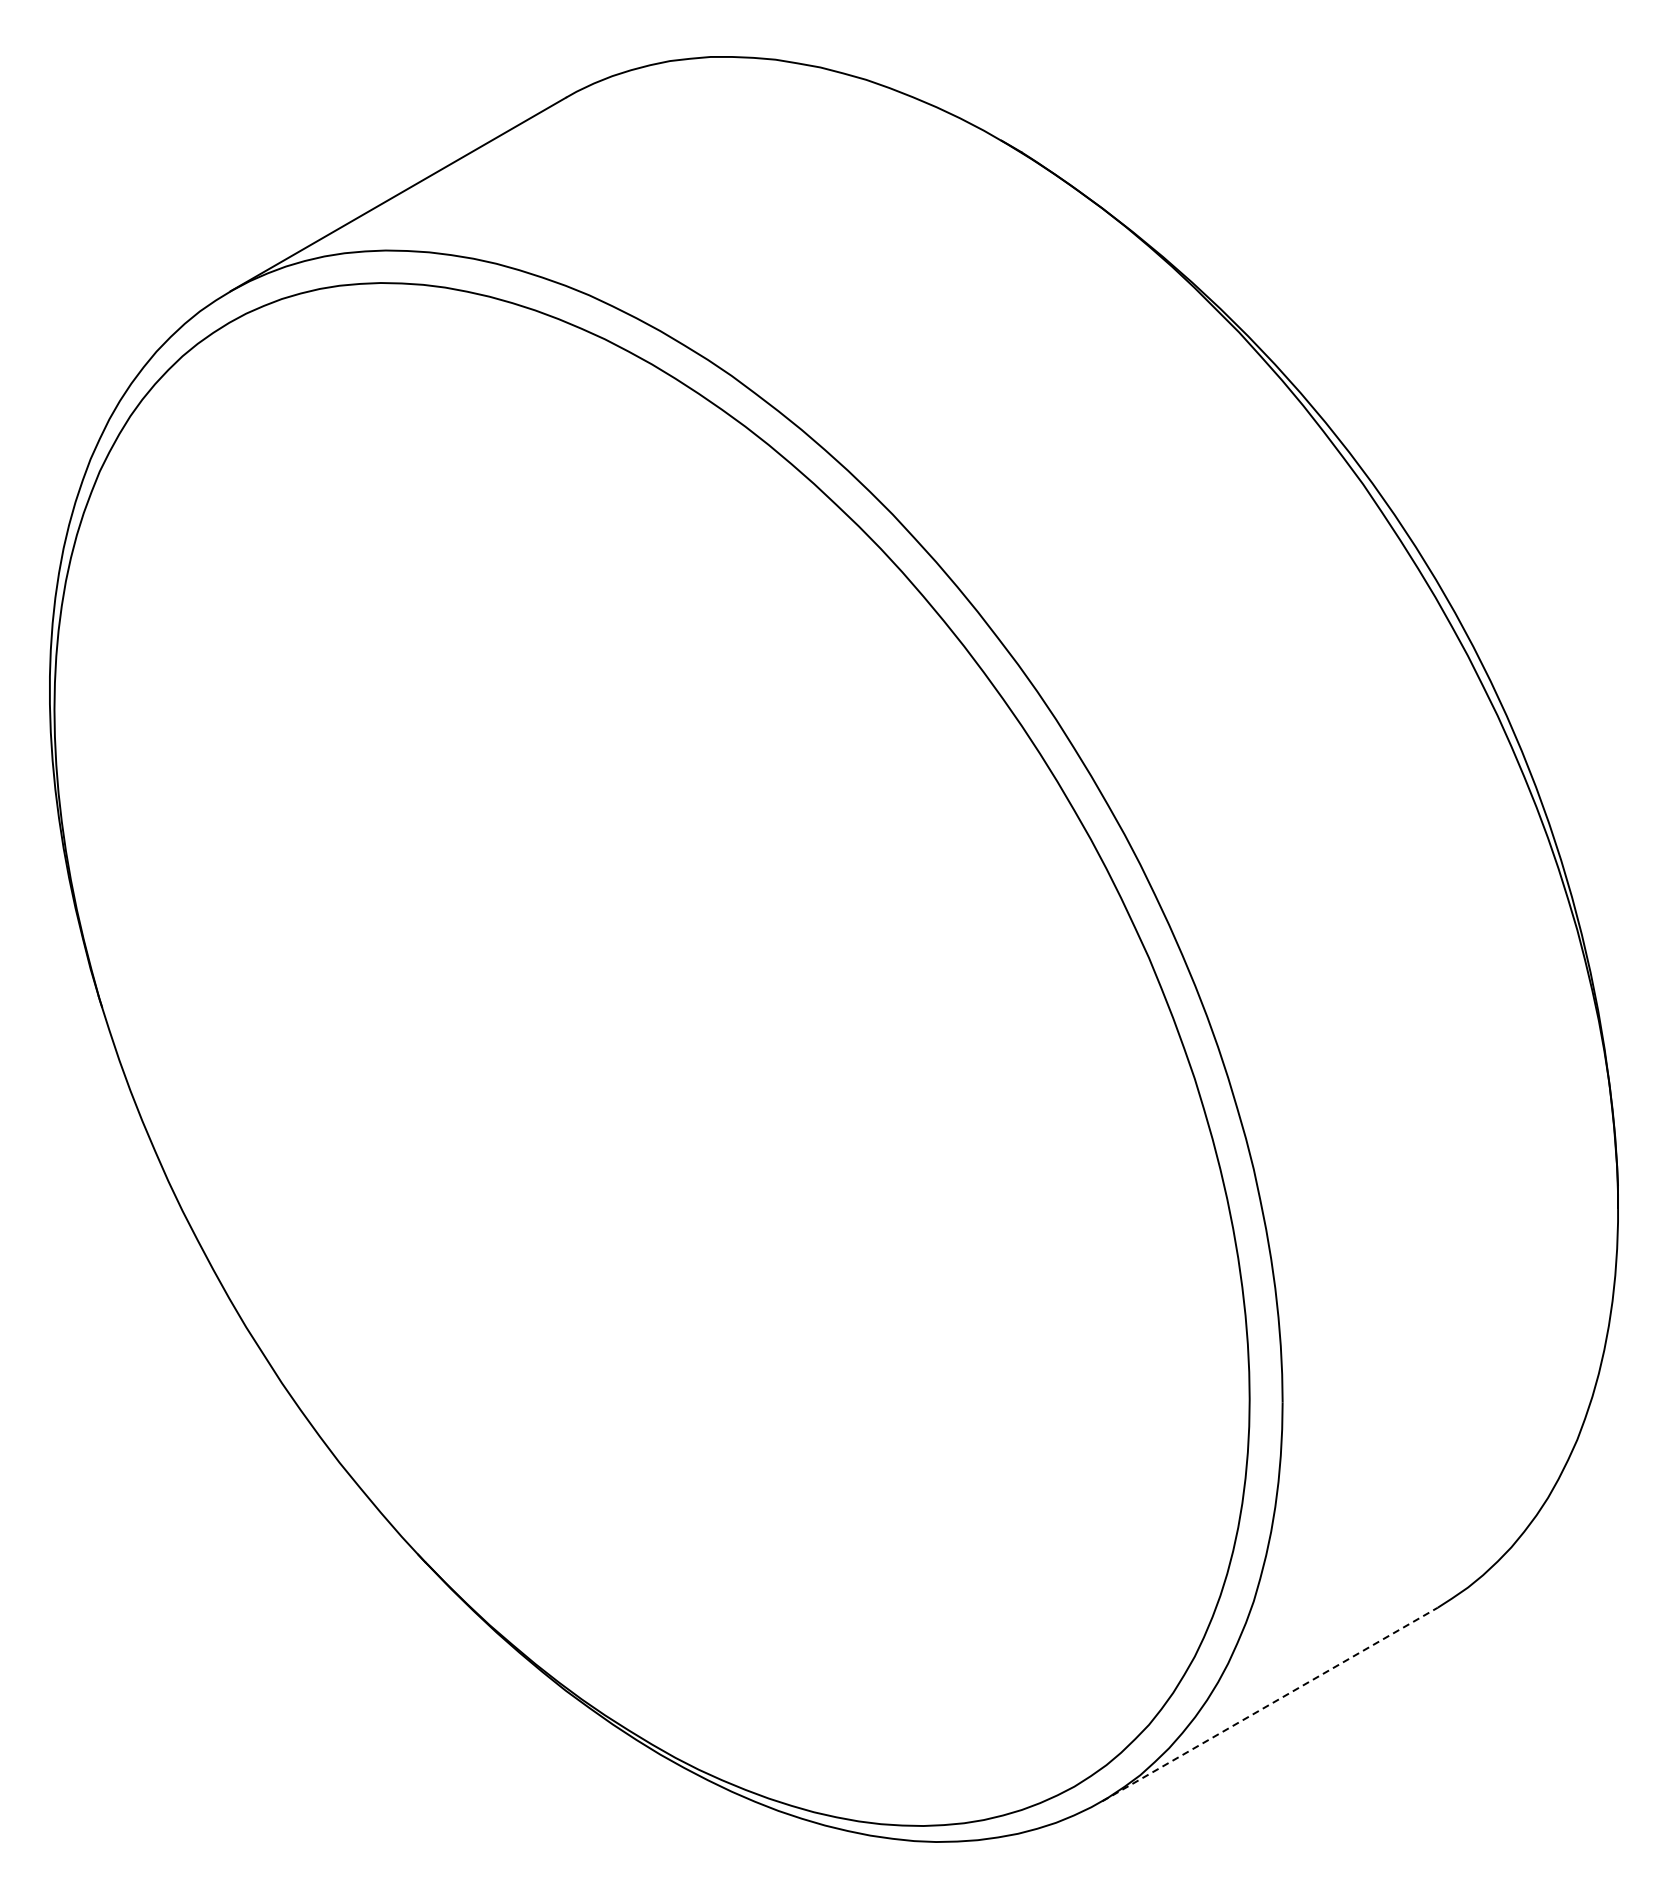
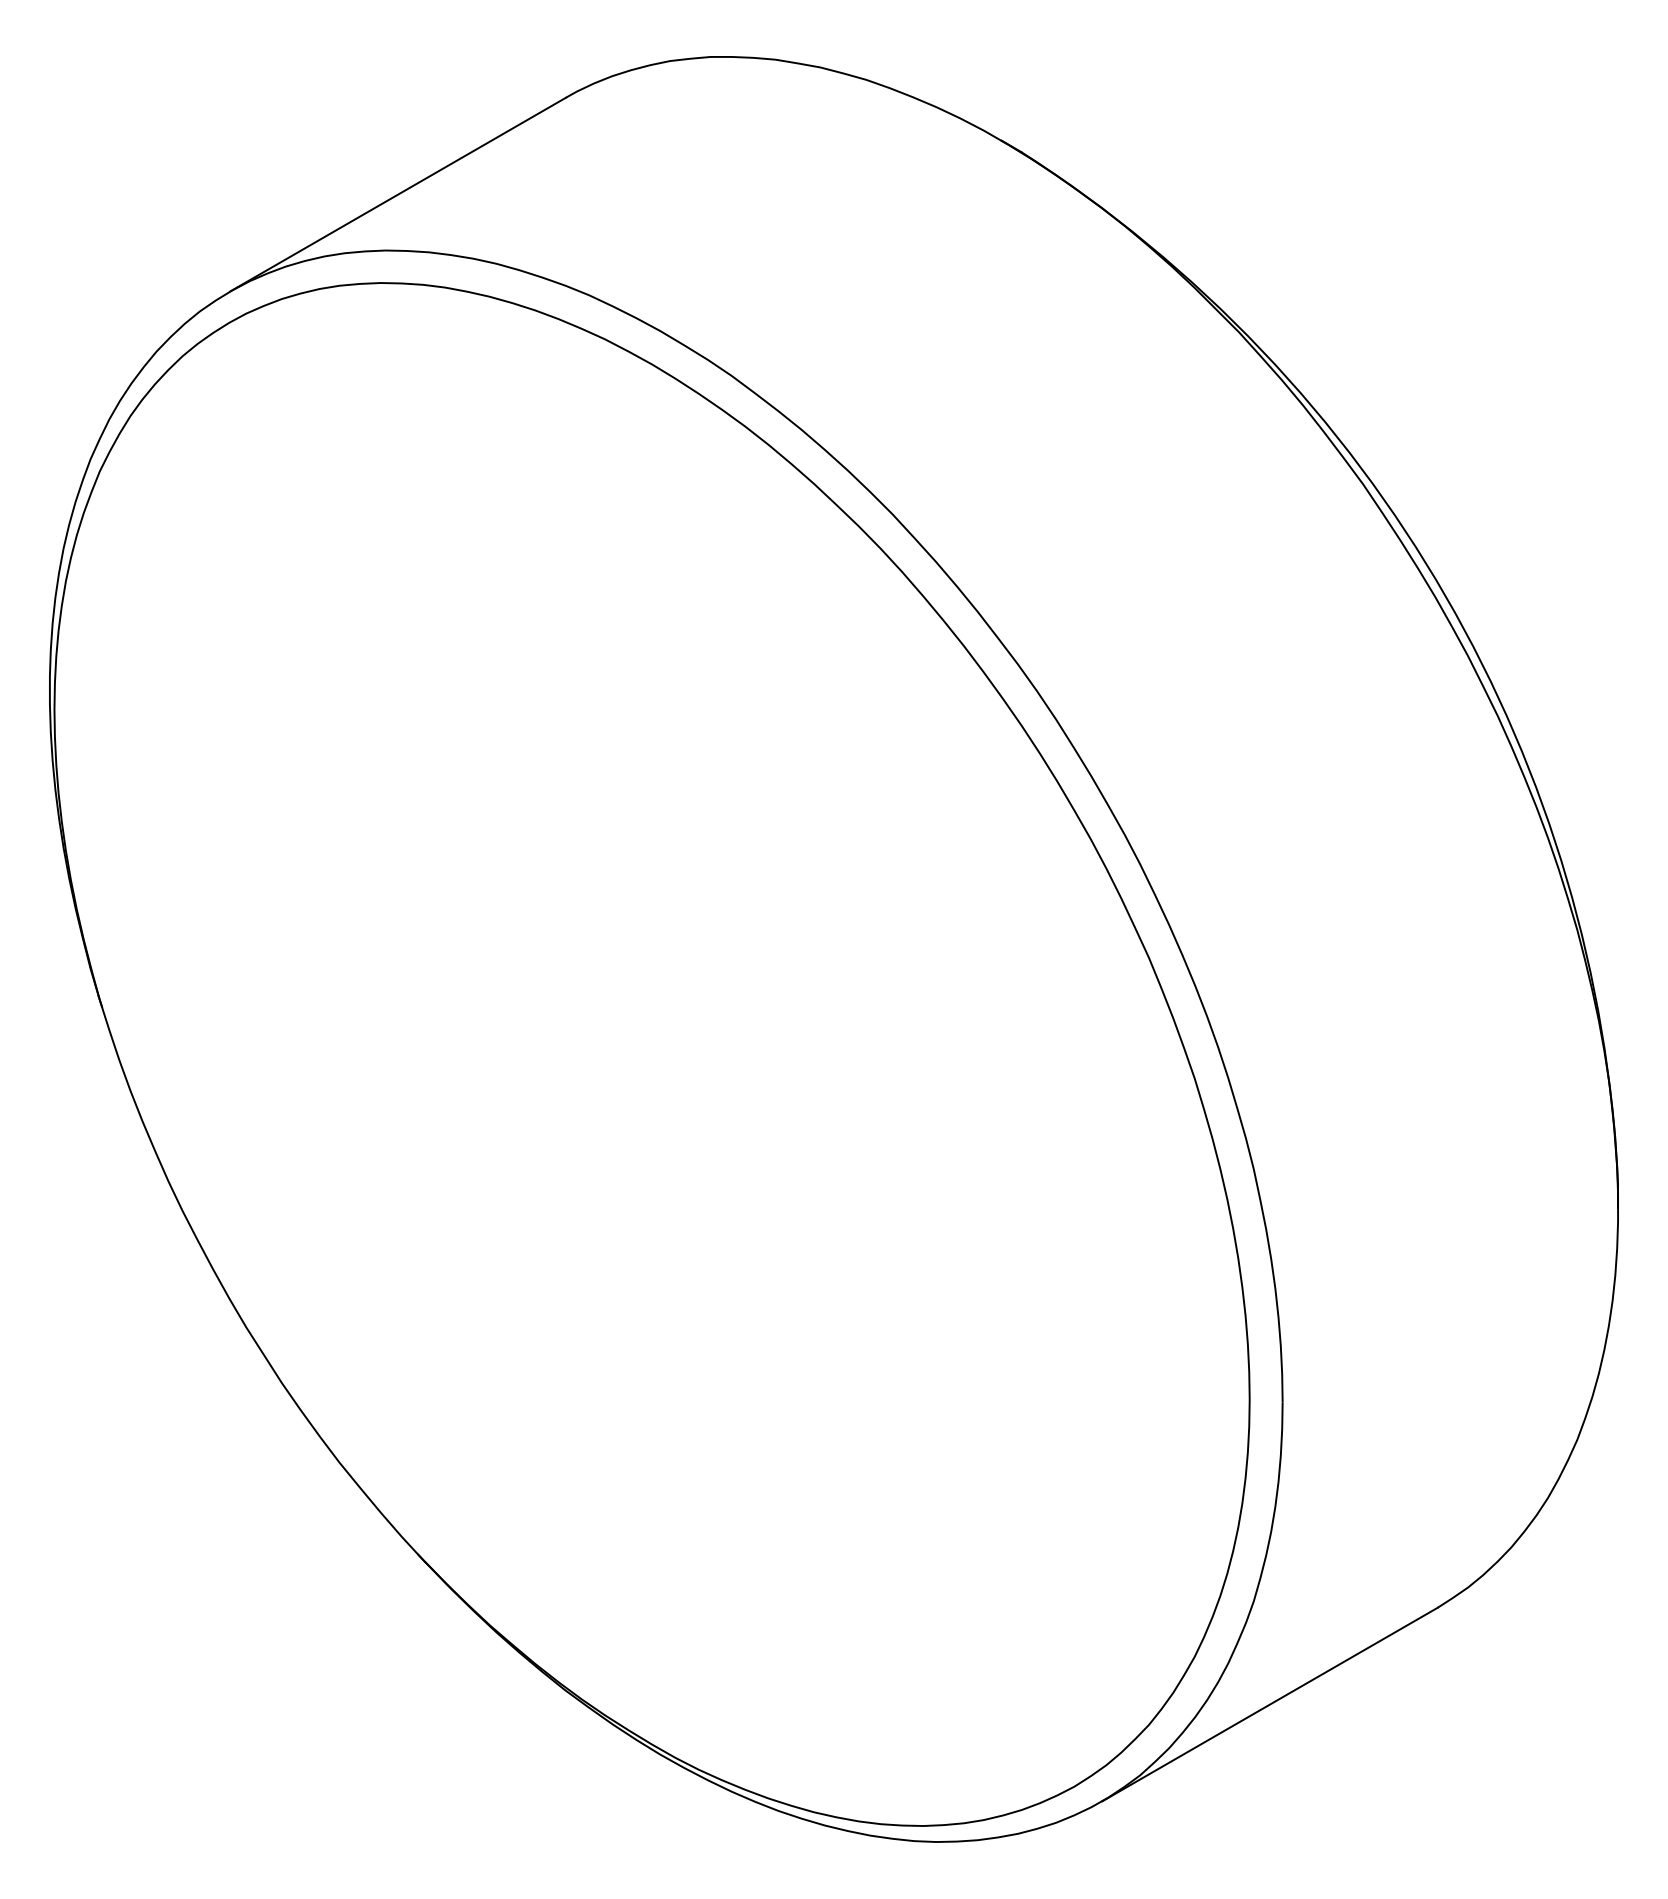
line: dashed -> solid (1270, 1704)
